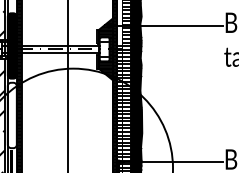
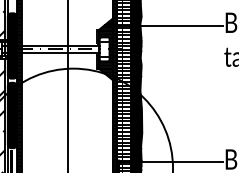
hatch: none -> present (119, 22)
fill: none -> present (11, 115)
